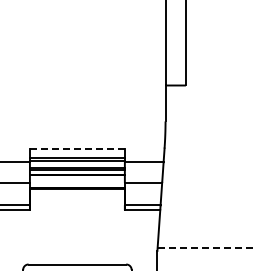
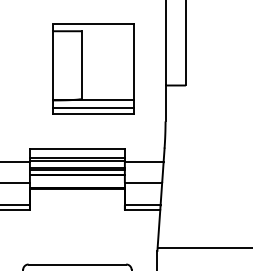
part: none -> present (93, 68)
line: dashed -> solid (76, 148)
line: dashed -> solid (205, 248)
